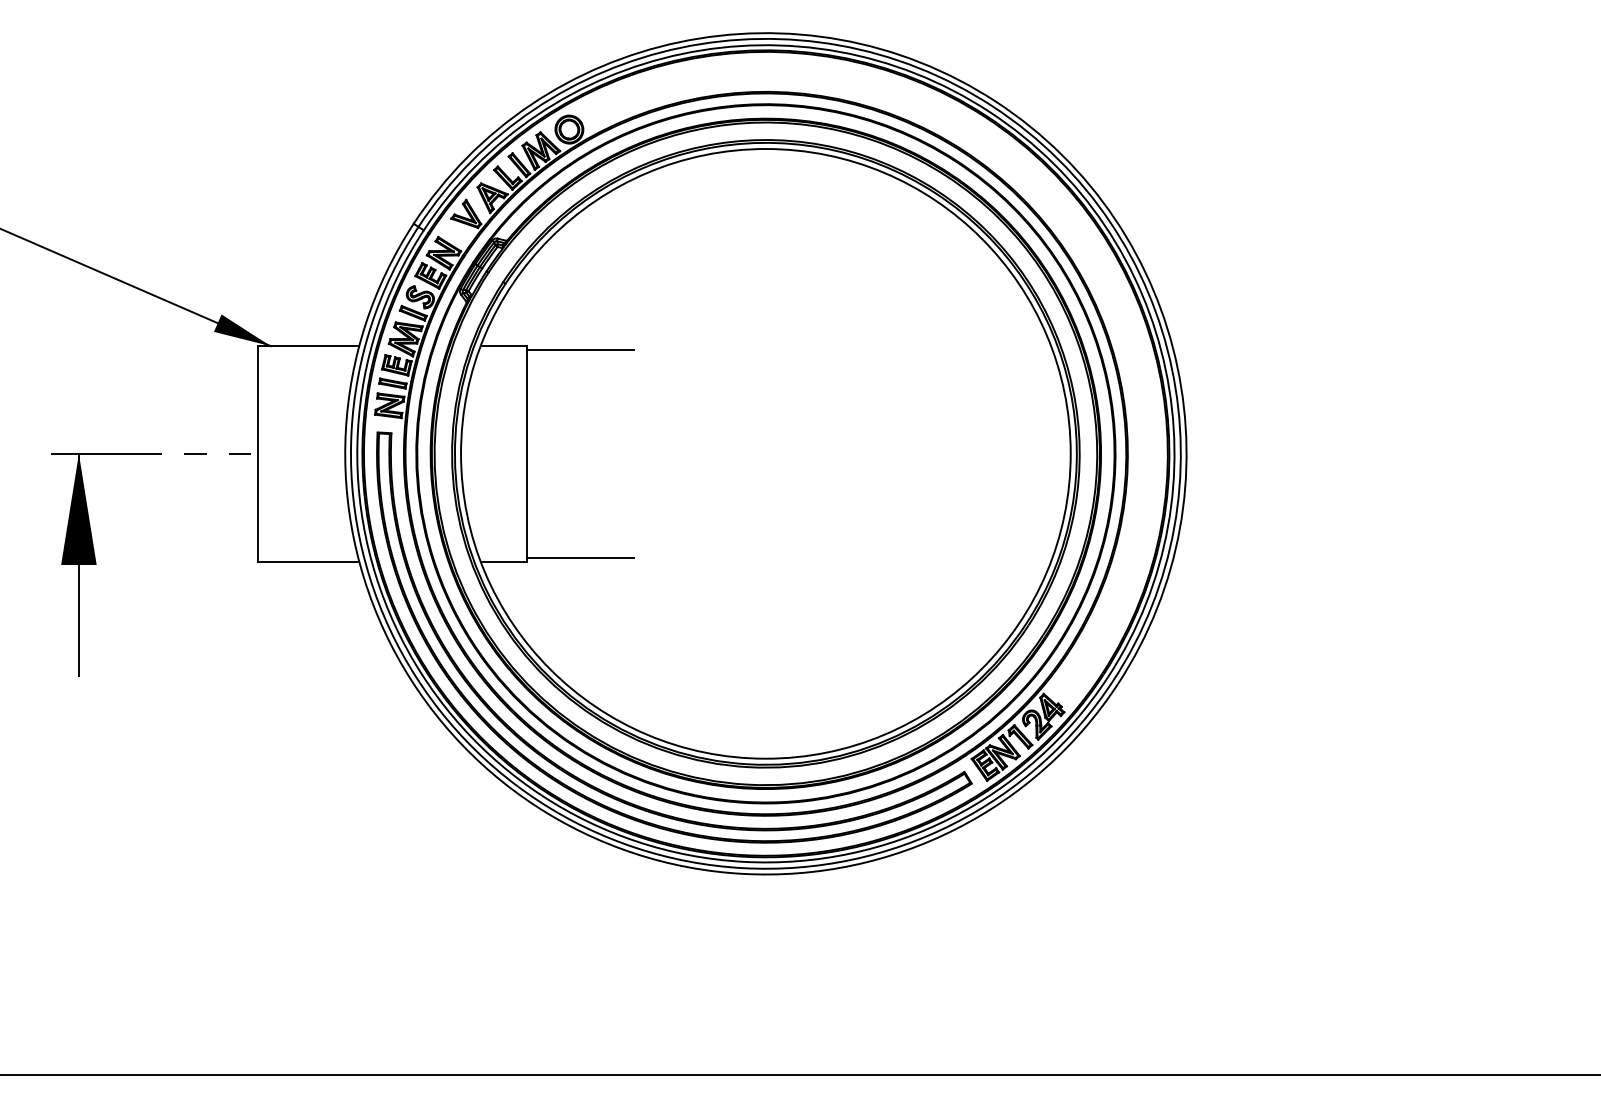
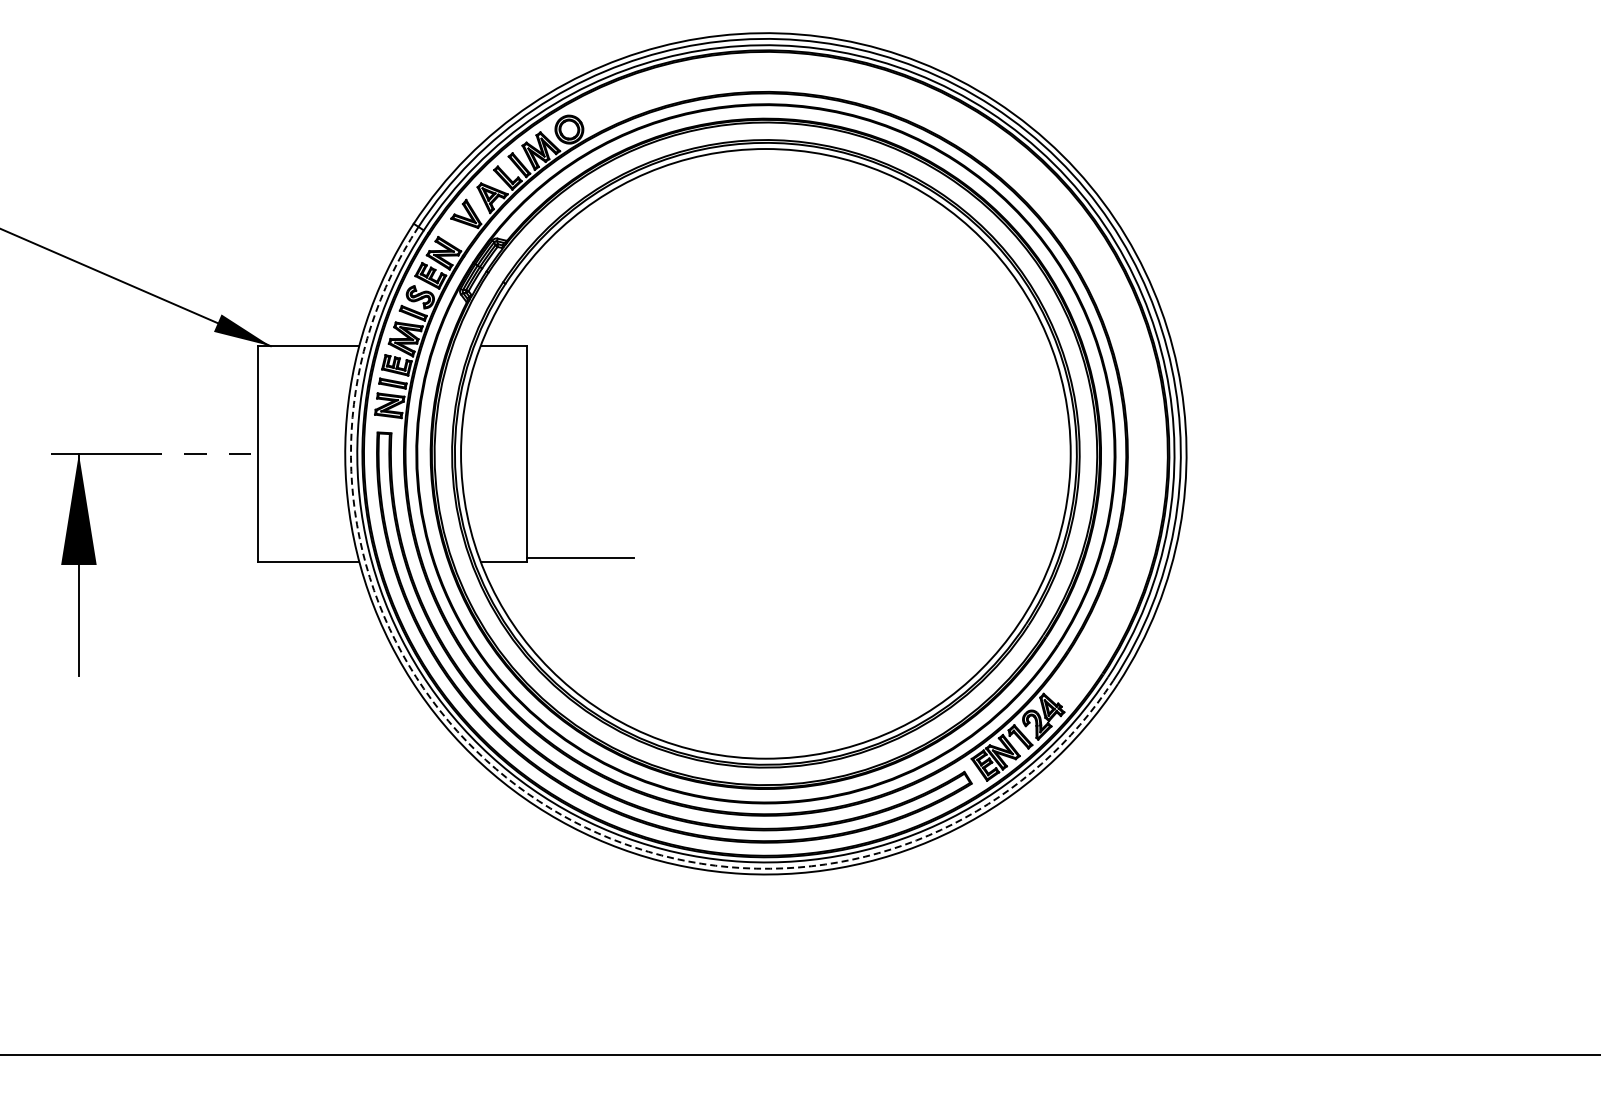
line: present -> none (580, 349)
arc: solid -> dashed (538, 801)
line position: (799, 1074) -> (799, 1054) (799, 1054)
